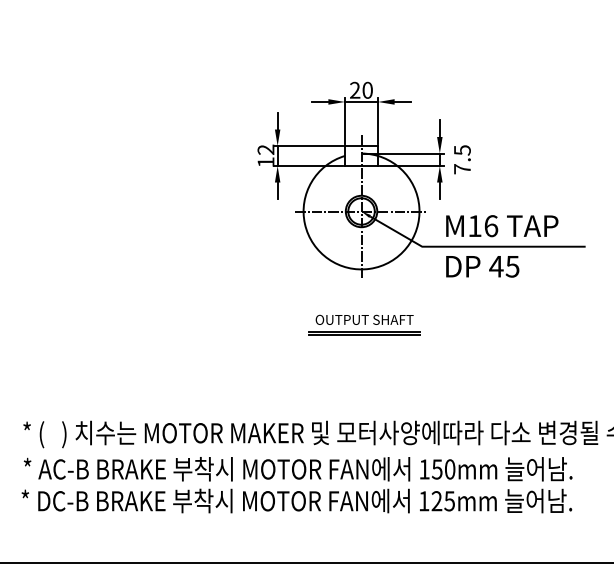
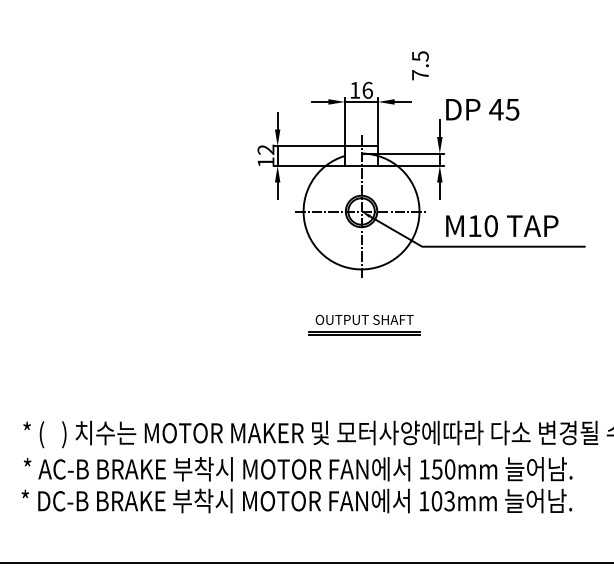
text: 20 -> 16 (361, 89)
text position: (462, 159) -> (420, 65) (420, 65)
text: M16 -> M10 (491, 226)
text position: (482, 266) -> (482, 109) (482, 109)
text: 125mm -> 103mm (442, 501)
